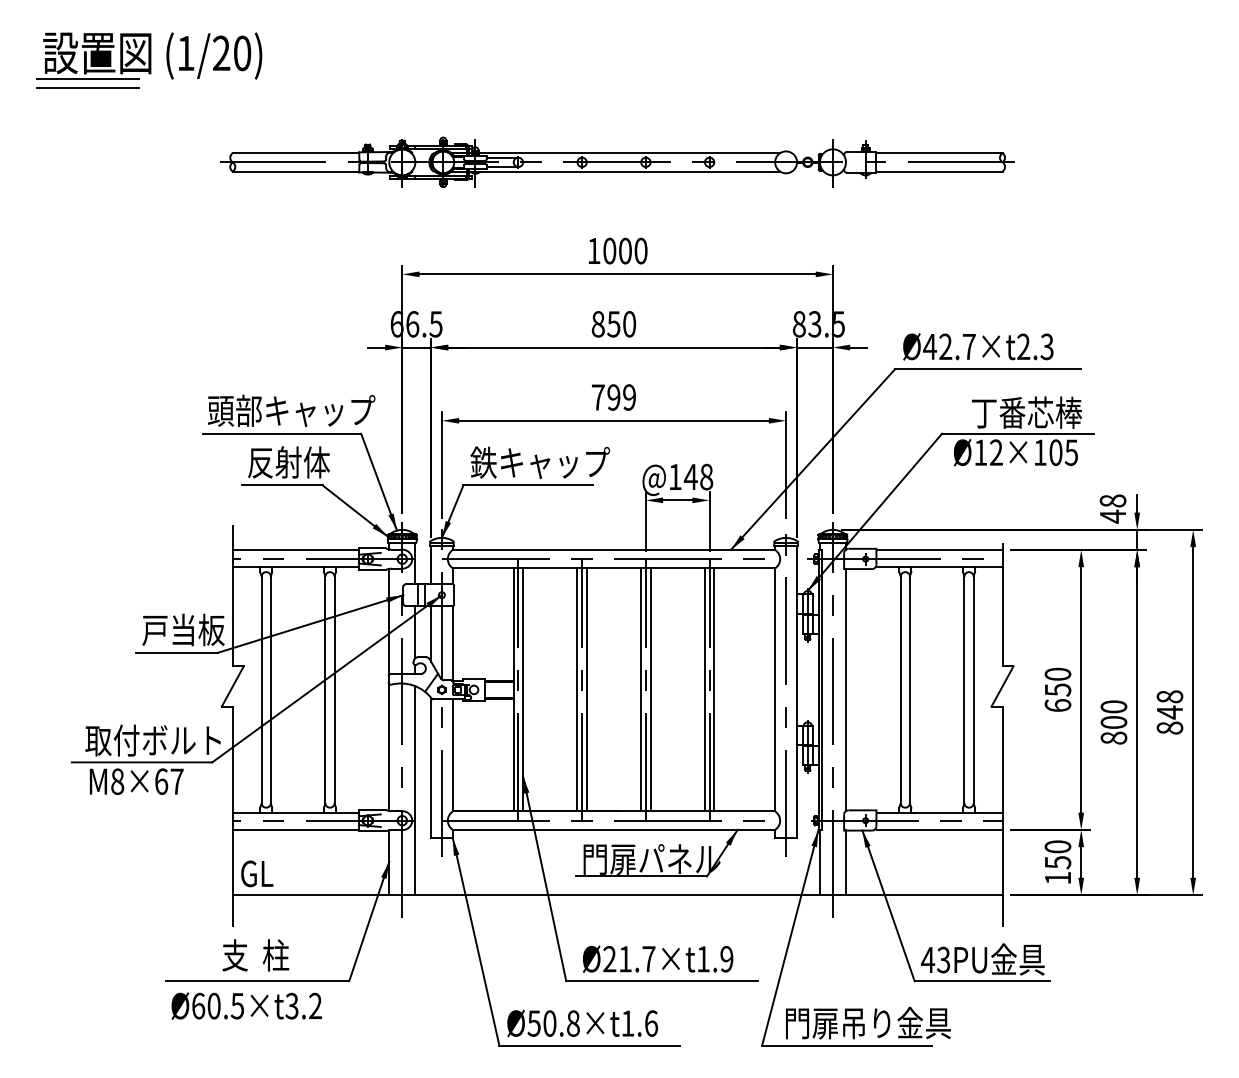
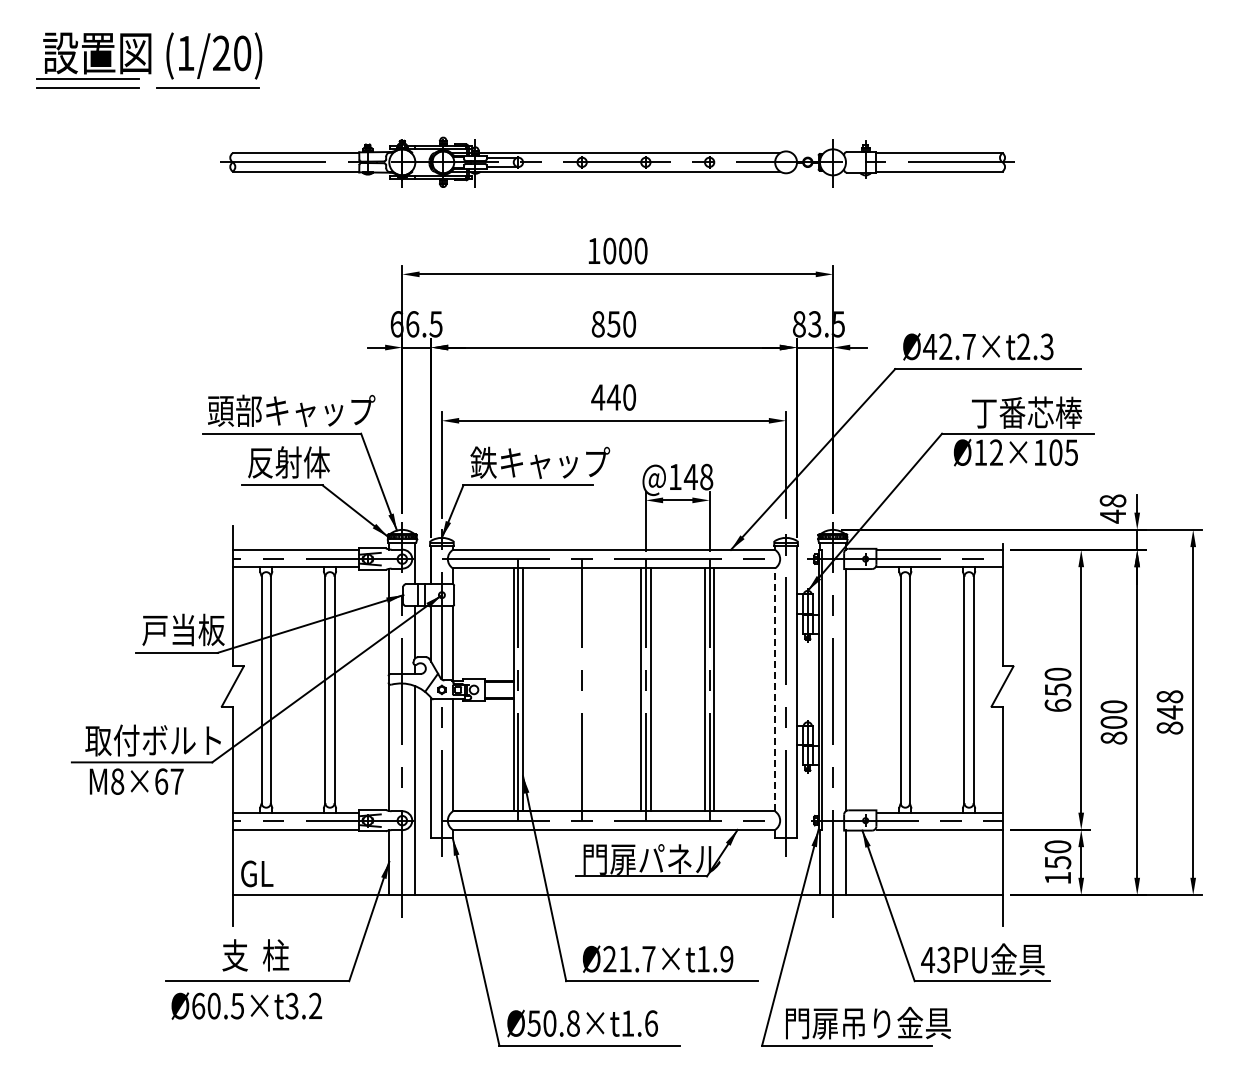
line: none -> present (207, 87)
text: 799 -> 440 (613, 397)
line: present -> none (577, 689)
line: present -> none (586, 689)
line: solid -> dashed (775, 689)
